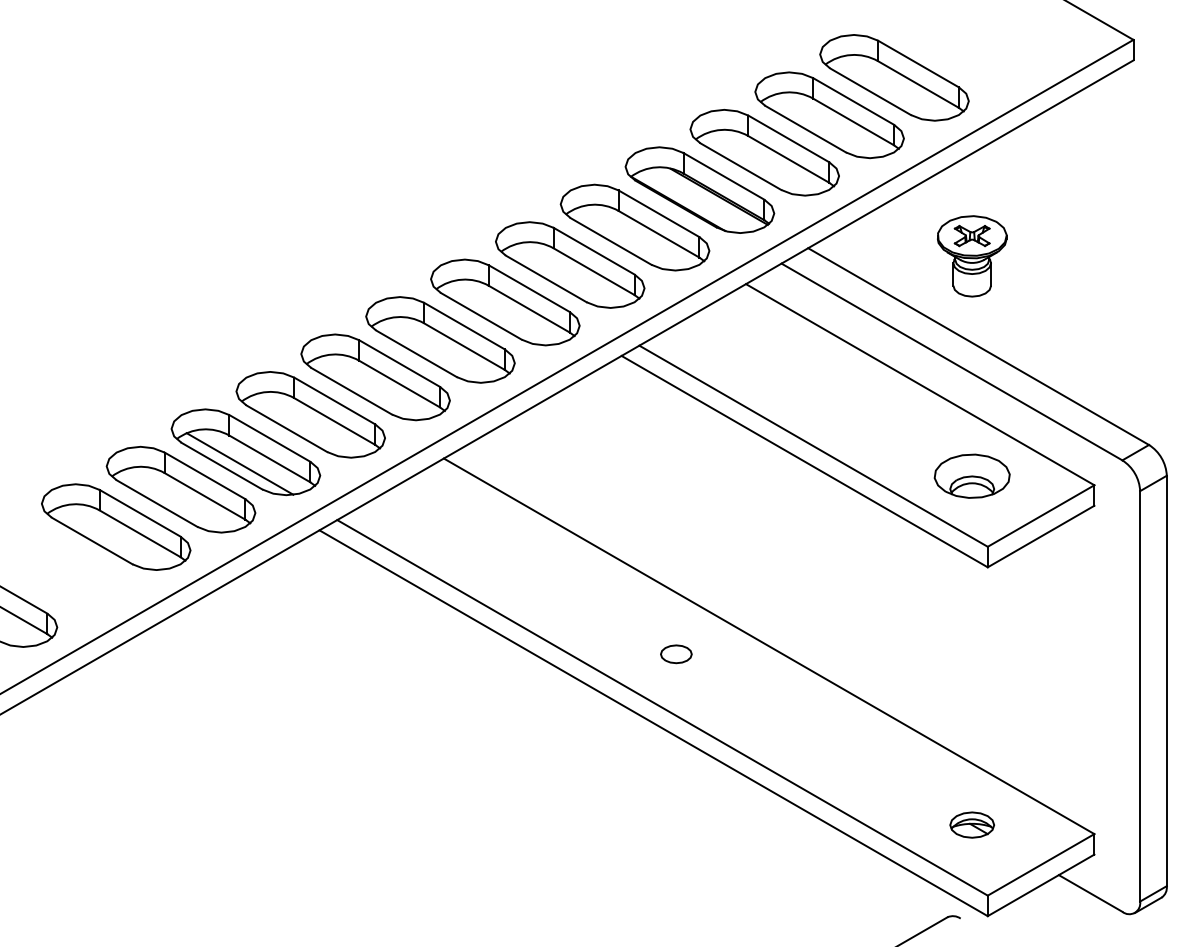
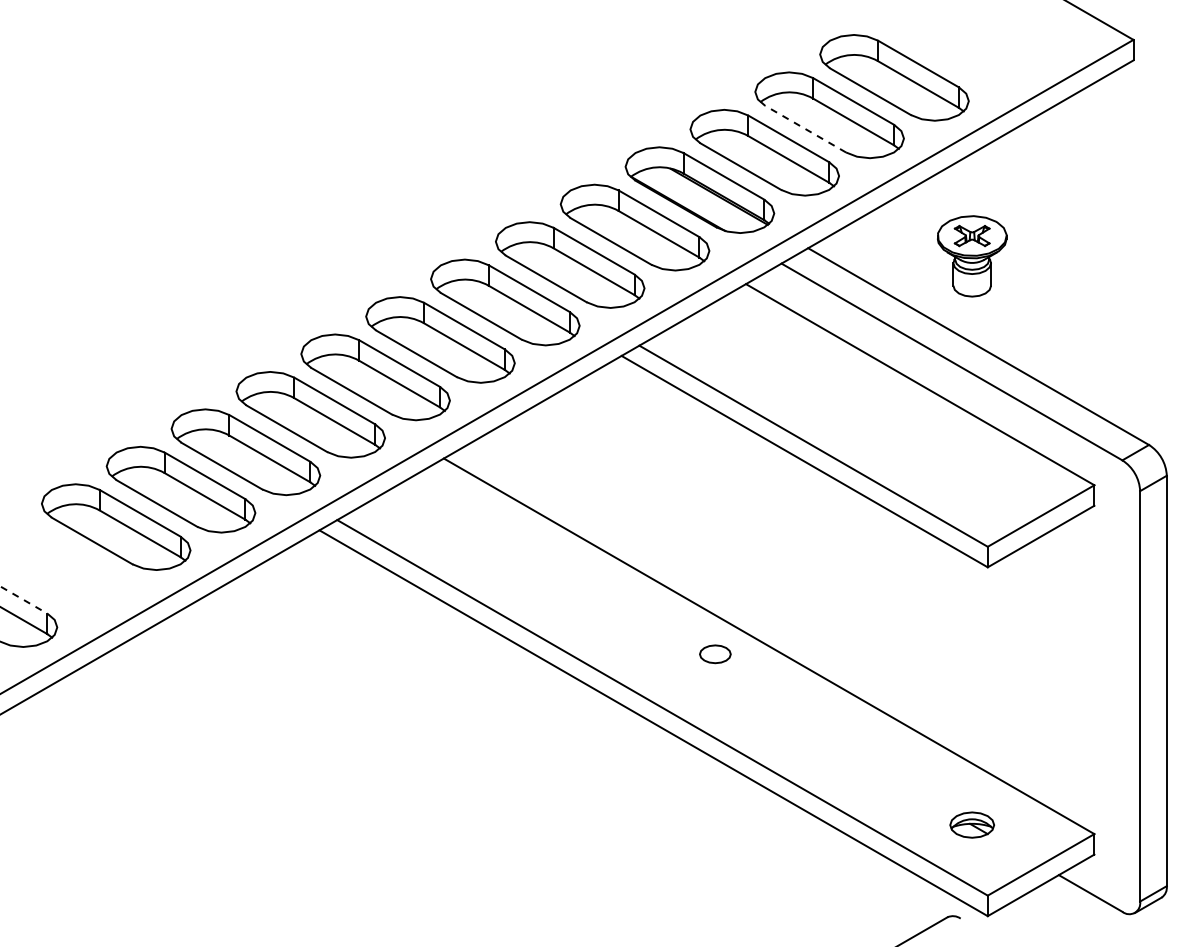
line: solid -> dashed (805, 129)
line: present -> none (239, 463)
part: present -> none (971, 475)
line: solid -> dashed (24, 600)
part position: (676, 654) -> (715, 654) (715, 654)
